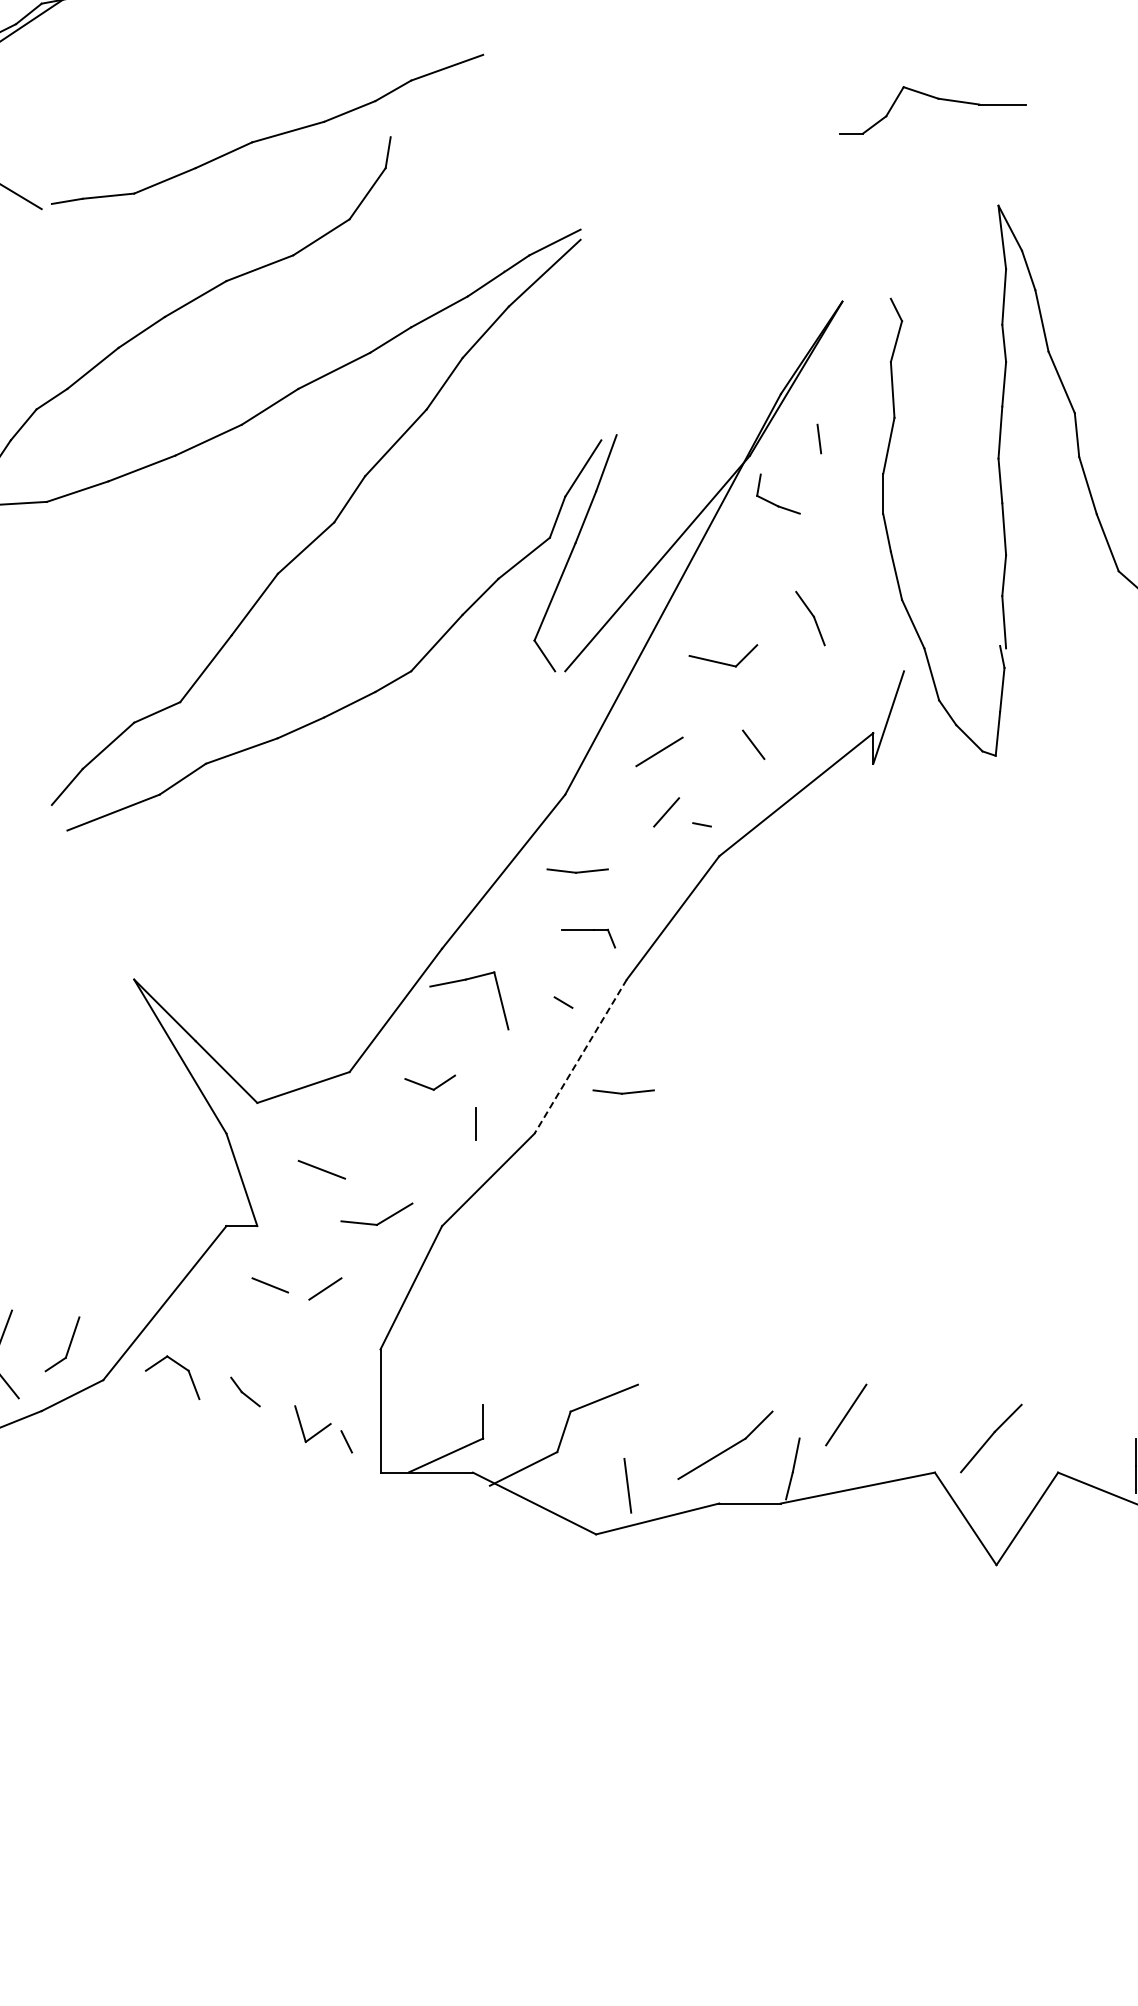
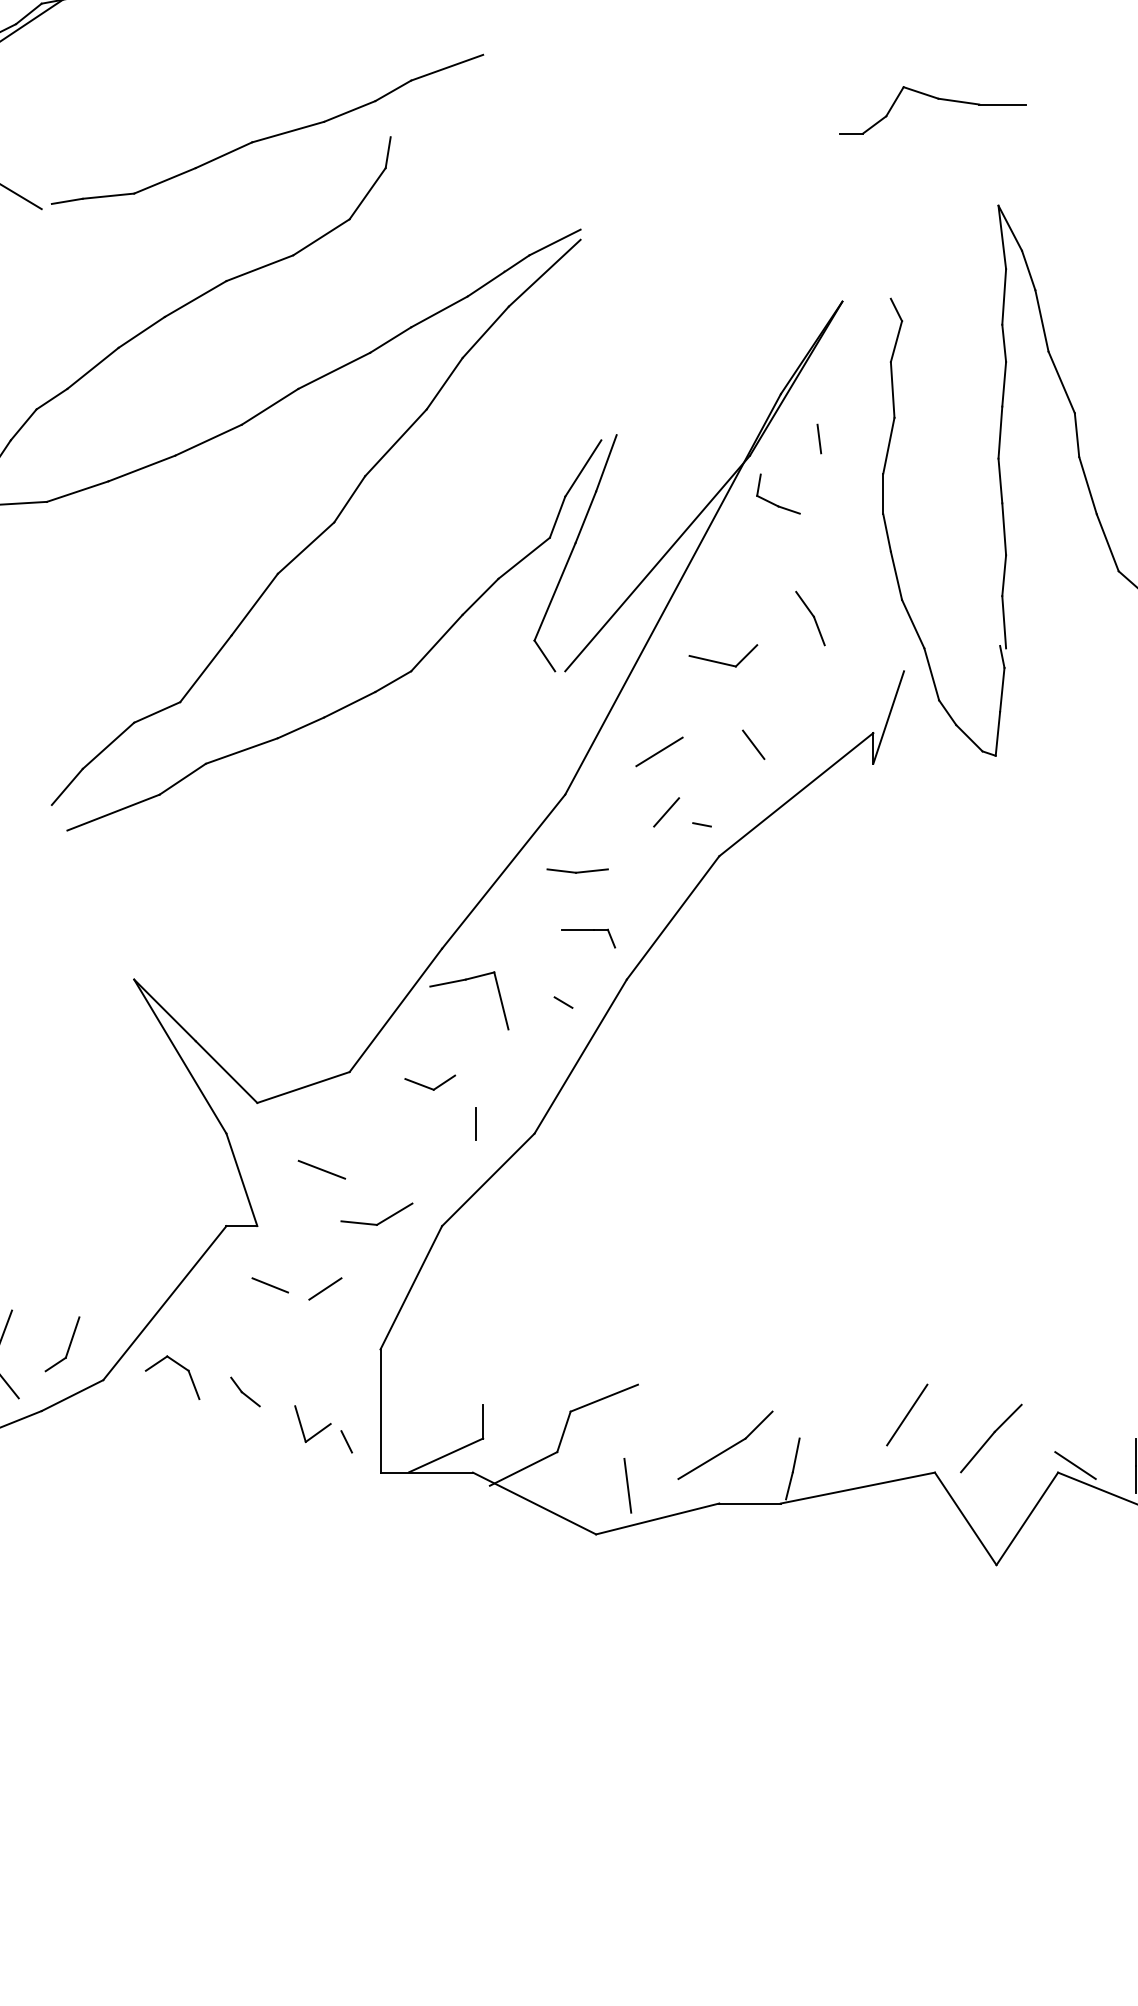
line: dashed -> solid (580, 1056)
part: present -> none (623, 1091)
line position: (846, 1414) -> (907, 1414) (907, 1414)
line: none -> present (1075, 1465)
